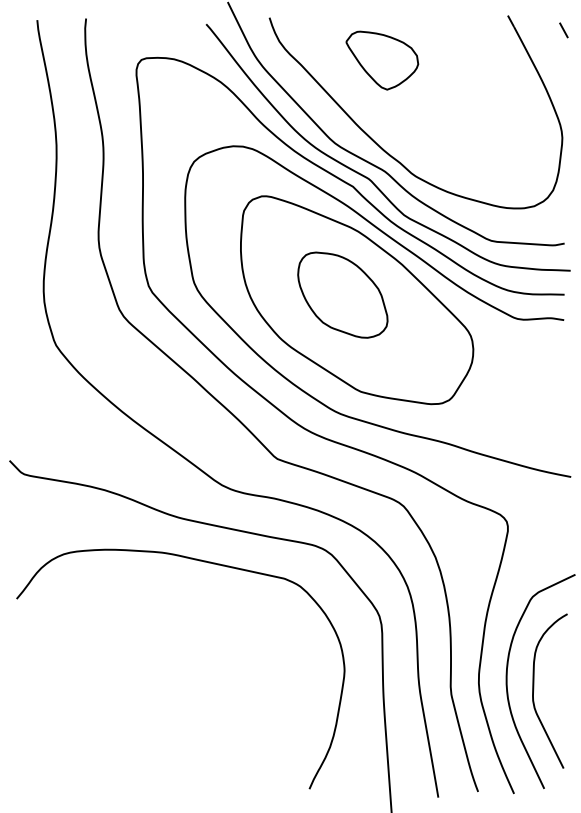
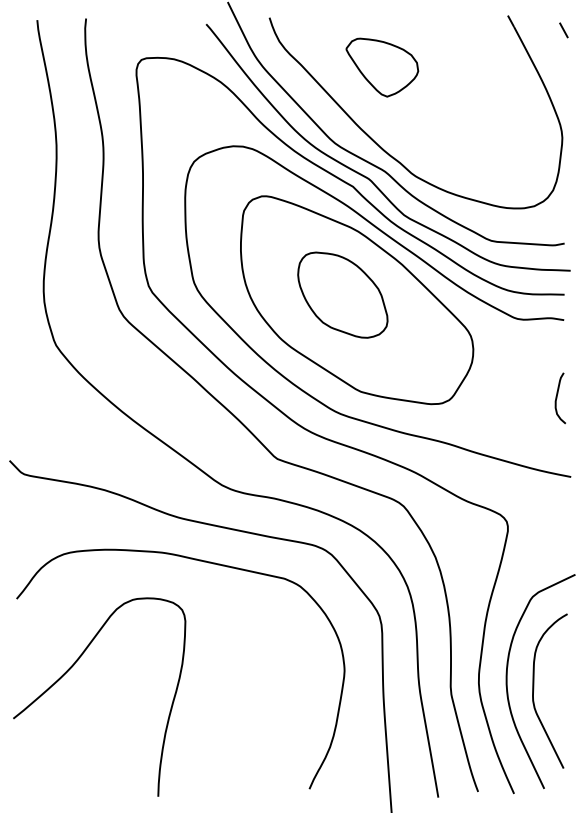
part position: (382, 60) -> (382, 67) (382, 67)
curve: none -> present (557, 398)
curve: none -> present (71, 668)
